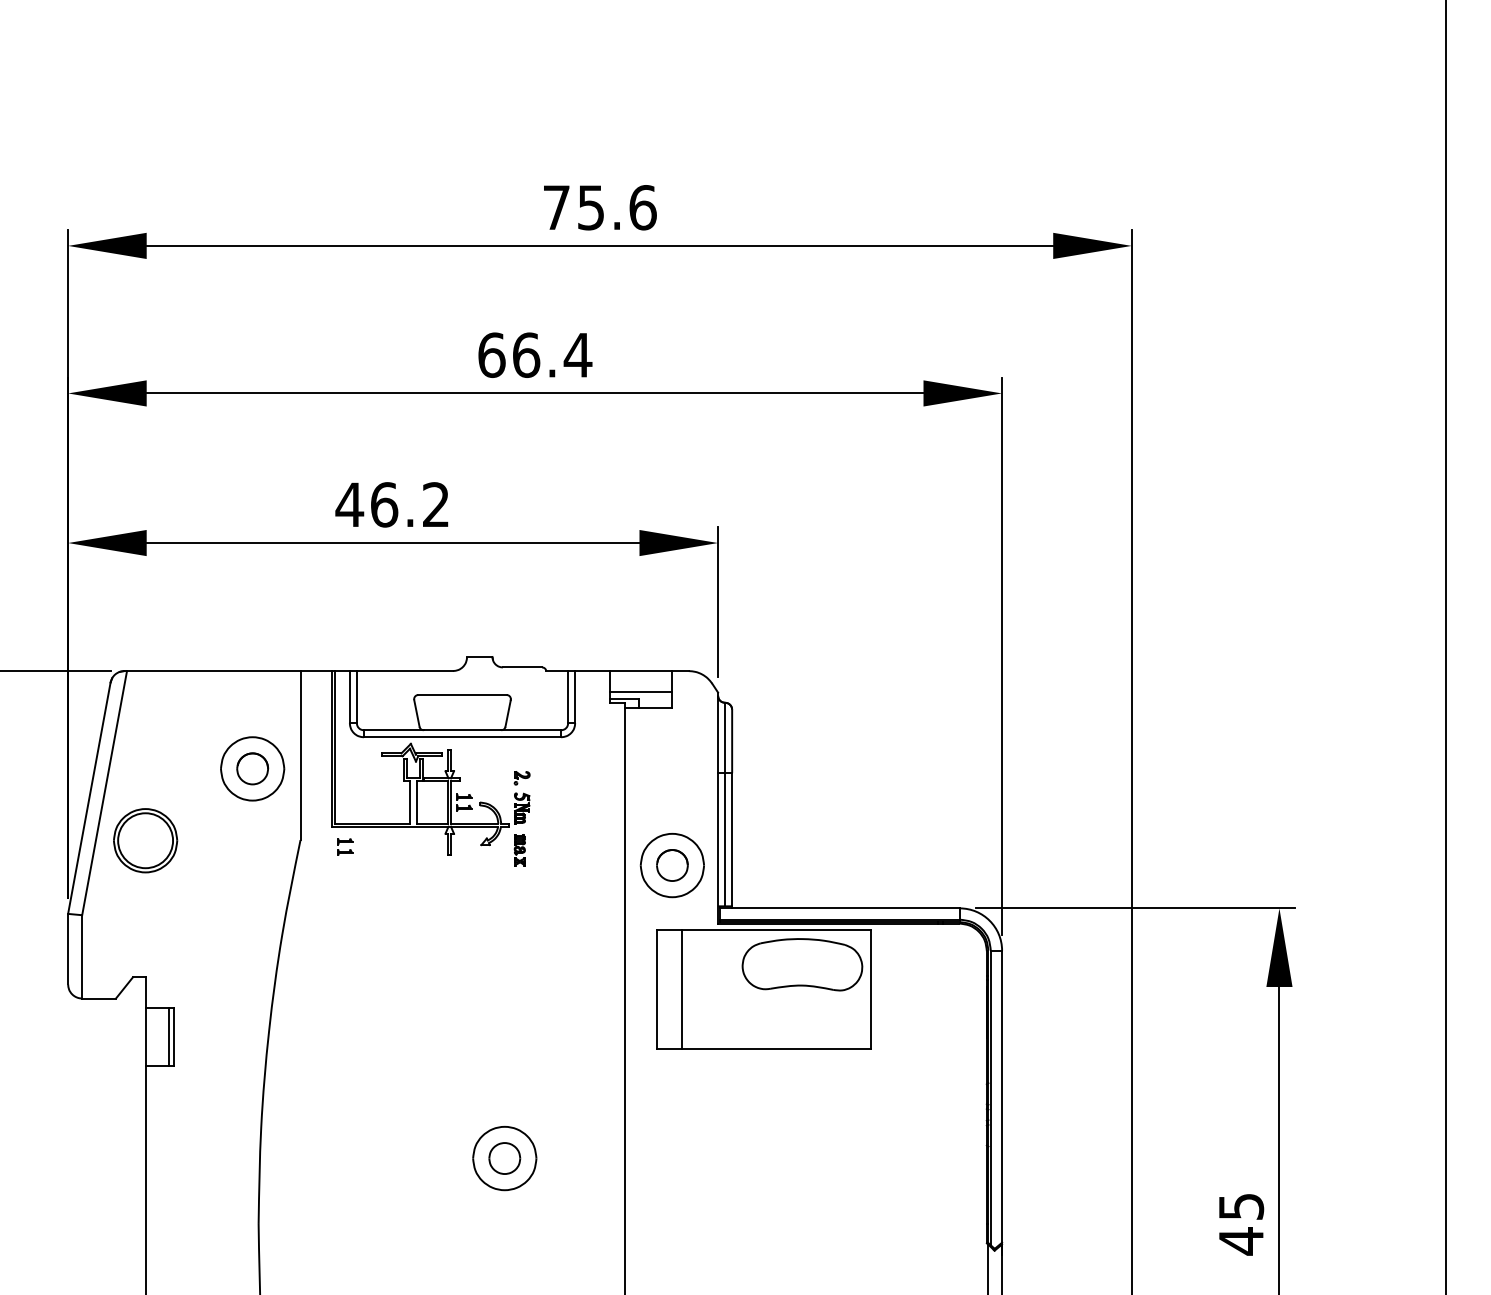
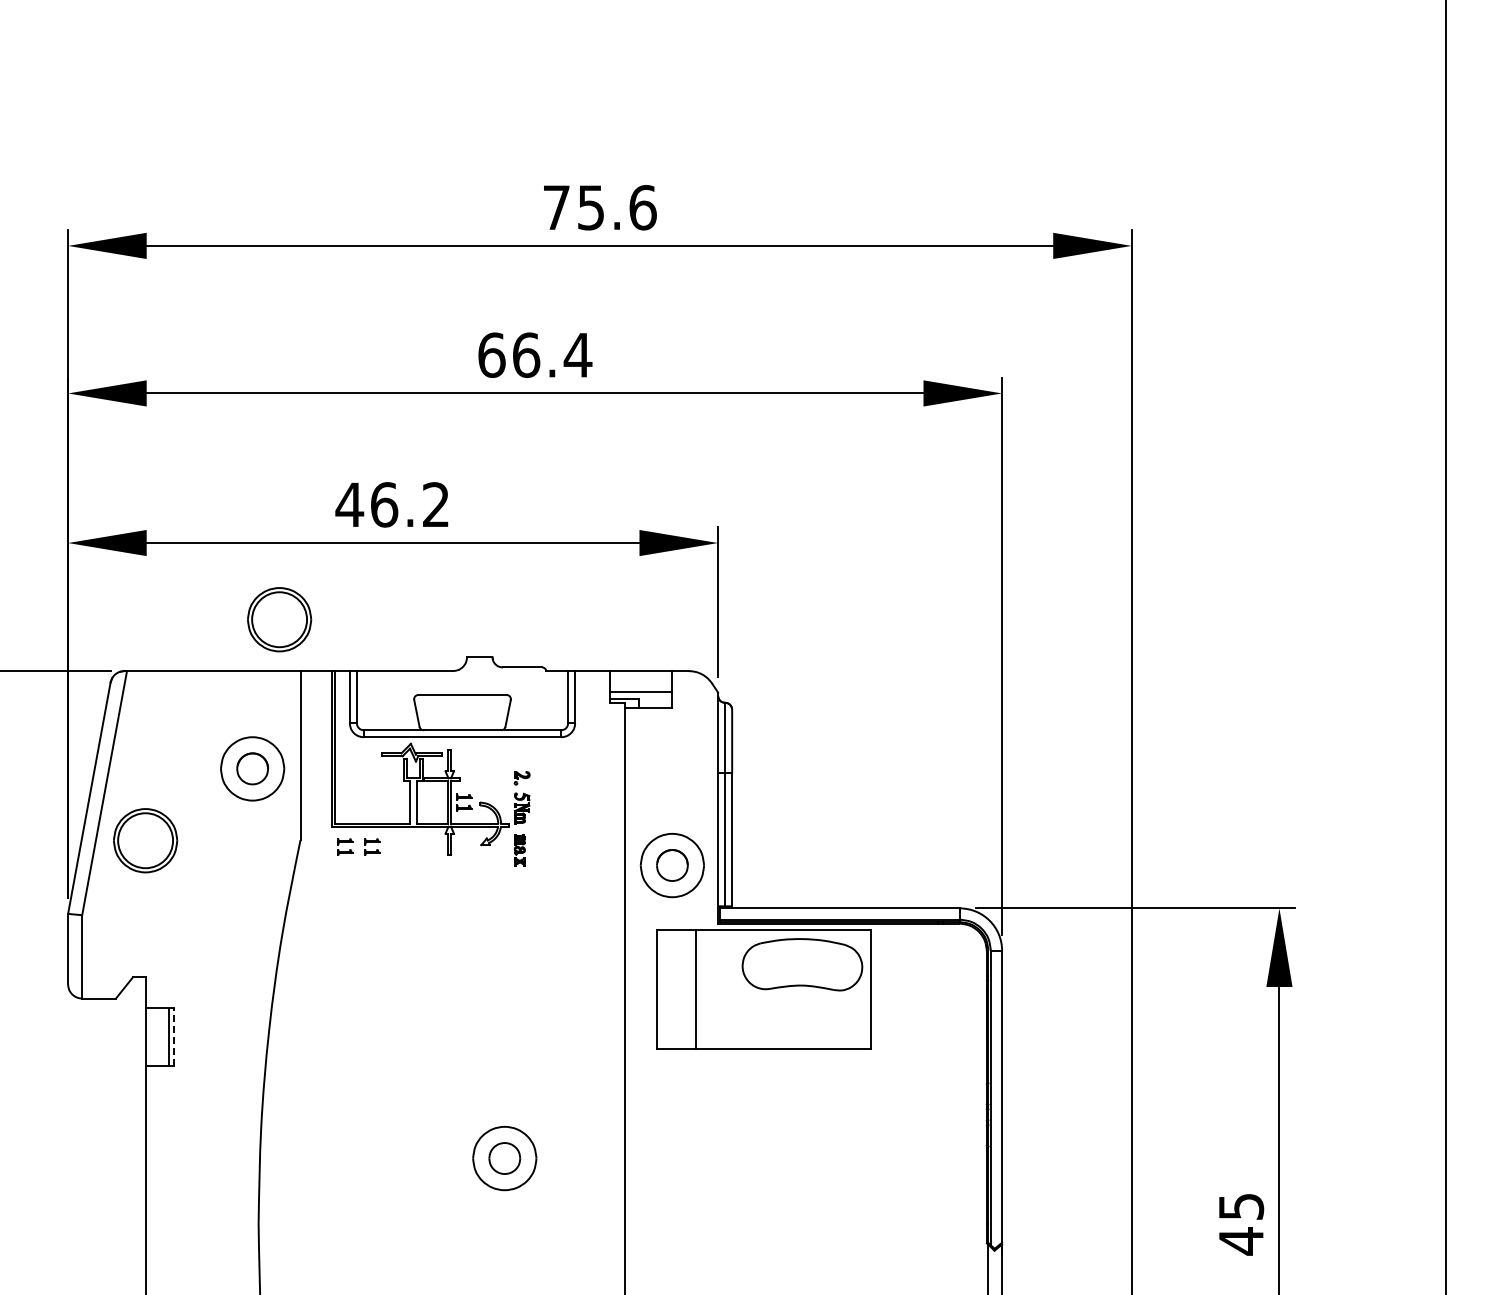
part: none -> present (279, 619)
part: none -> present (372, 846)
line position: (682, 989) -> (696, 989) (696, 989)
line: solid -> dashed (173, 1037)
